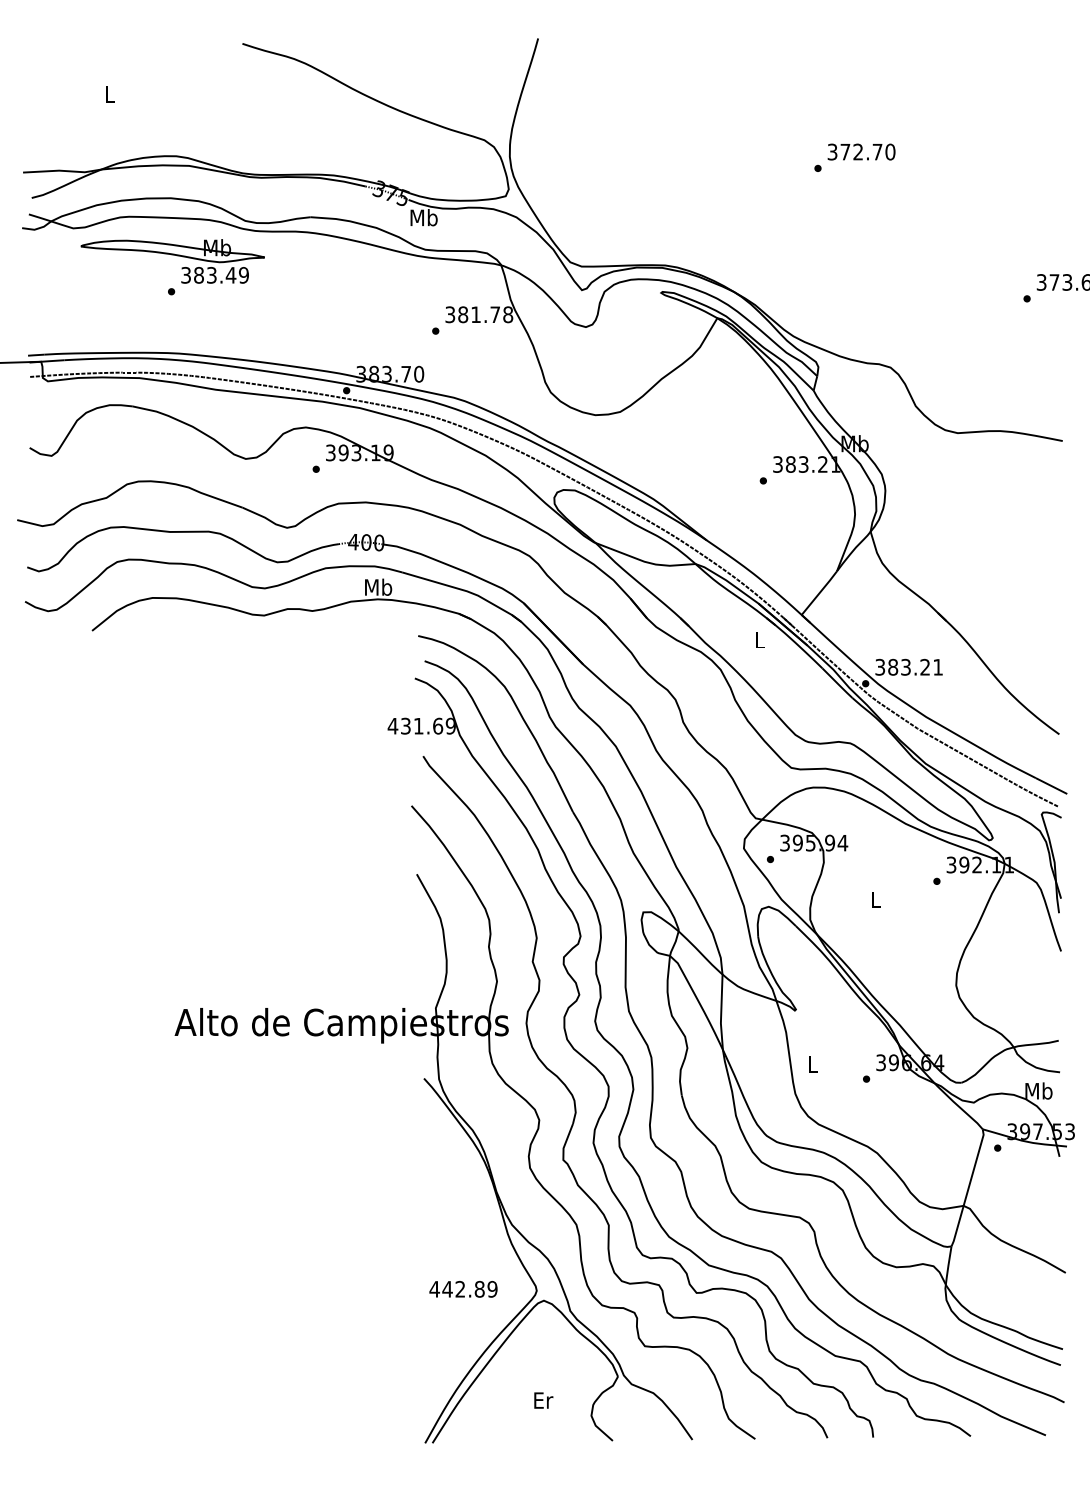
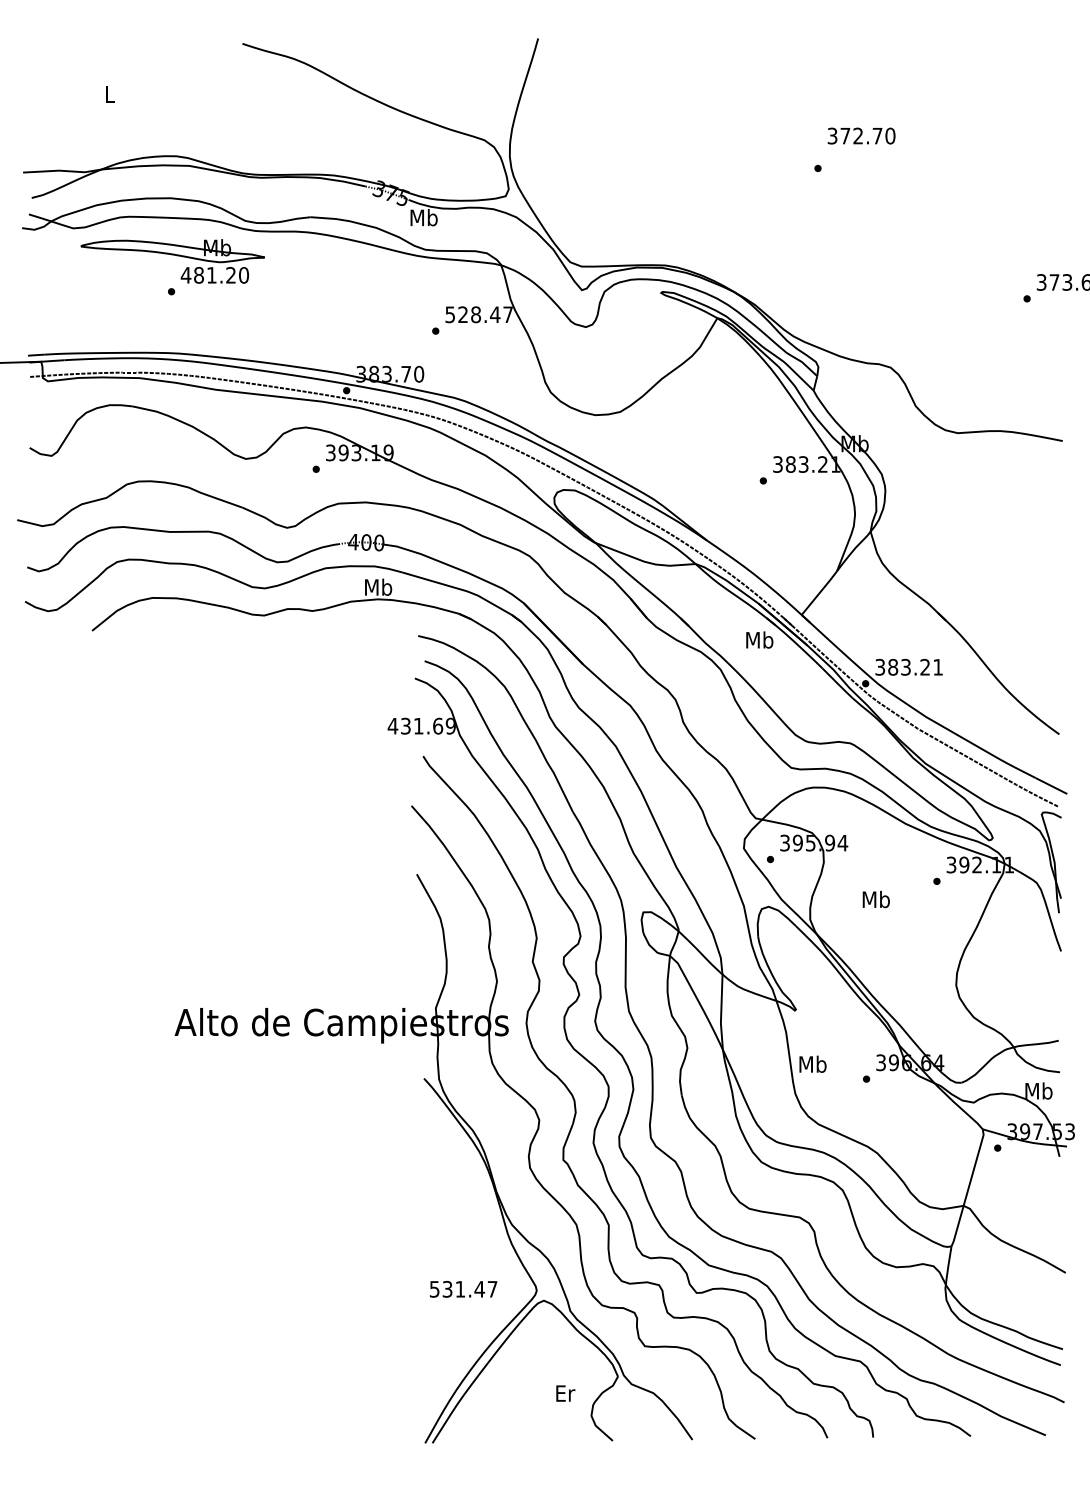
text position: (861, 151) -> (861, 135) (861, 135)
text: 383.49 -> 481.20 (214, 274)
text: 381.78 -> 528.47 (479, 314)
text: L -> Mb (759, 639)
text: L -> Mb (875, 899)
text: L -> Mb (812, 1063)
text: 442.89 -> 531.47 (463, 1288)
text position: (543, 1400) -> (565, 1393) (565, 1393)
